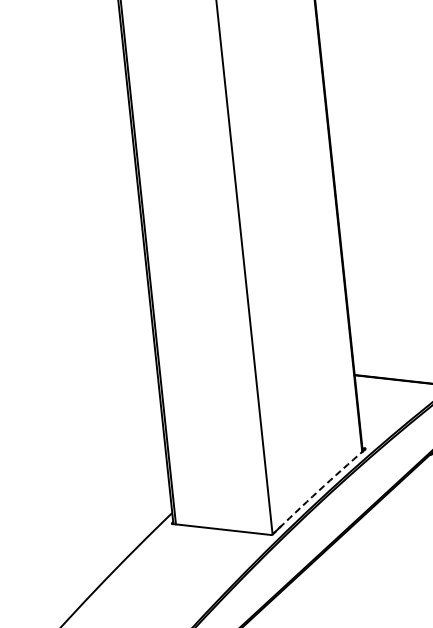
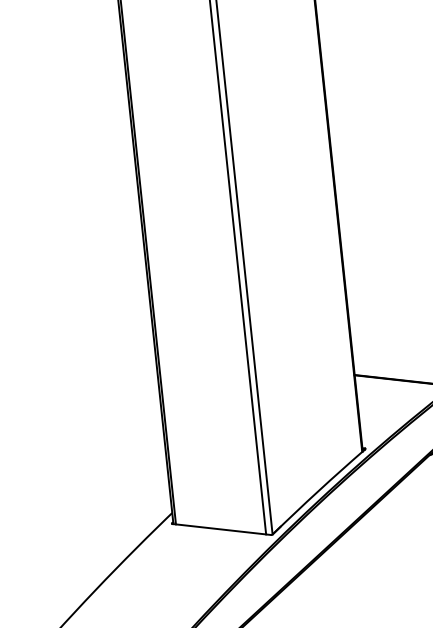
line: none -> present (238, 268)
arc: dashed -> solid (318, 491)
